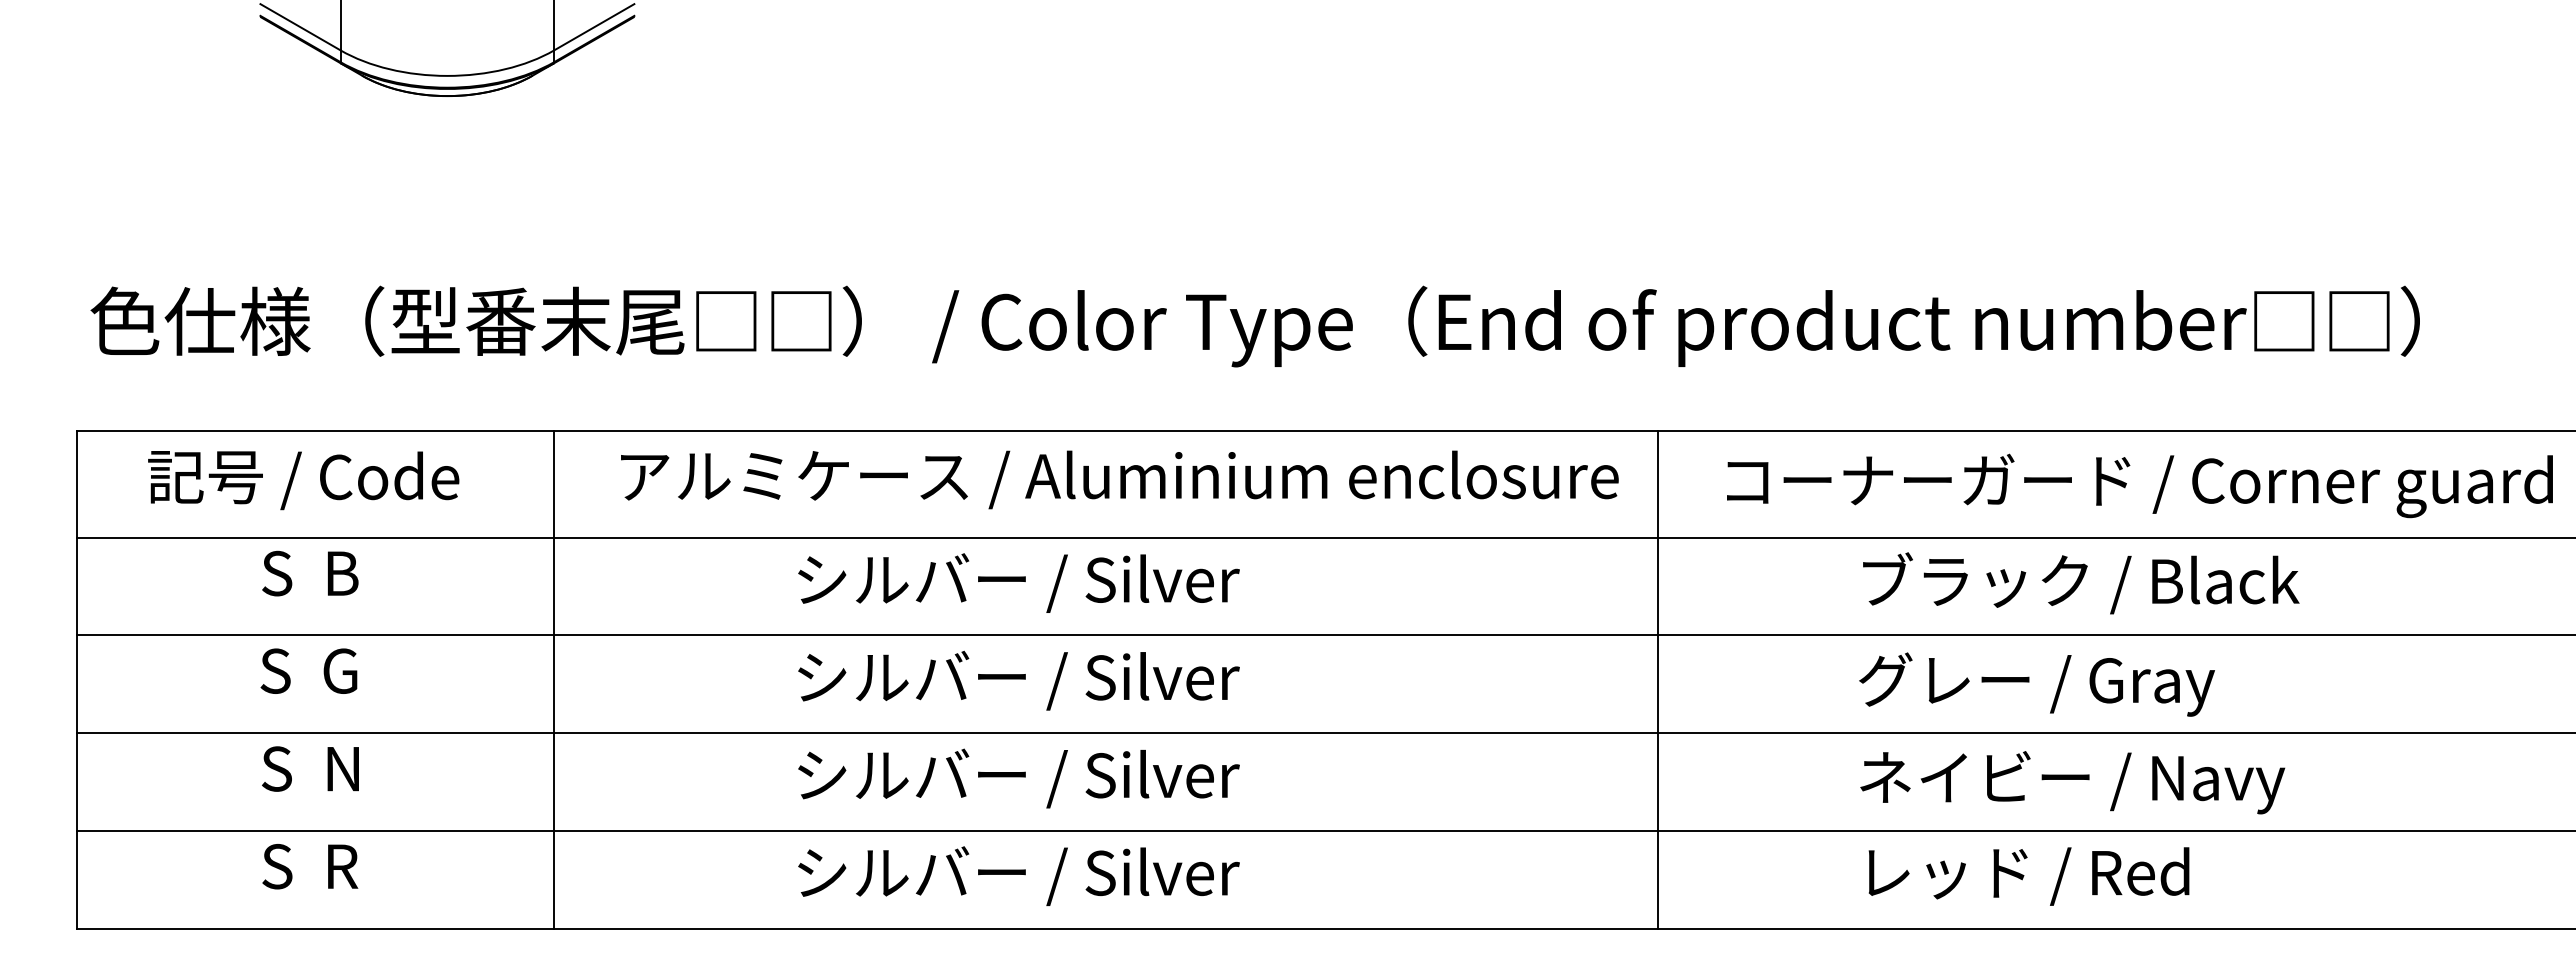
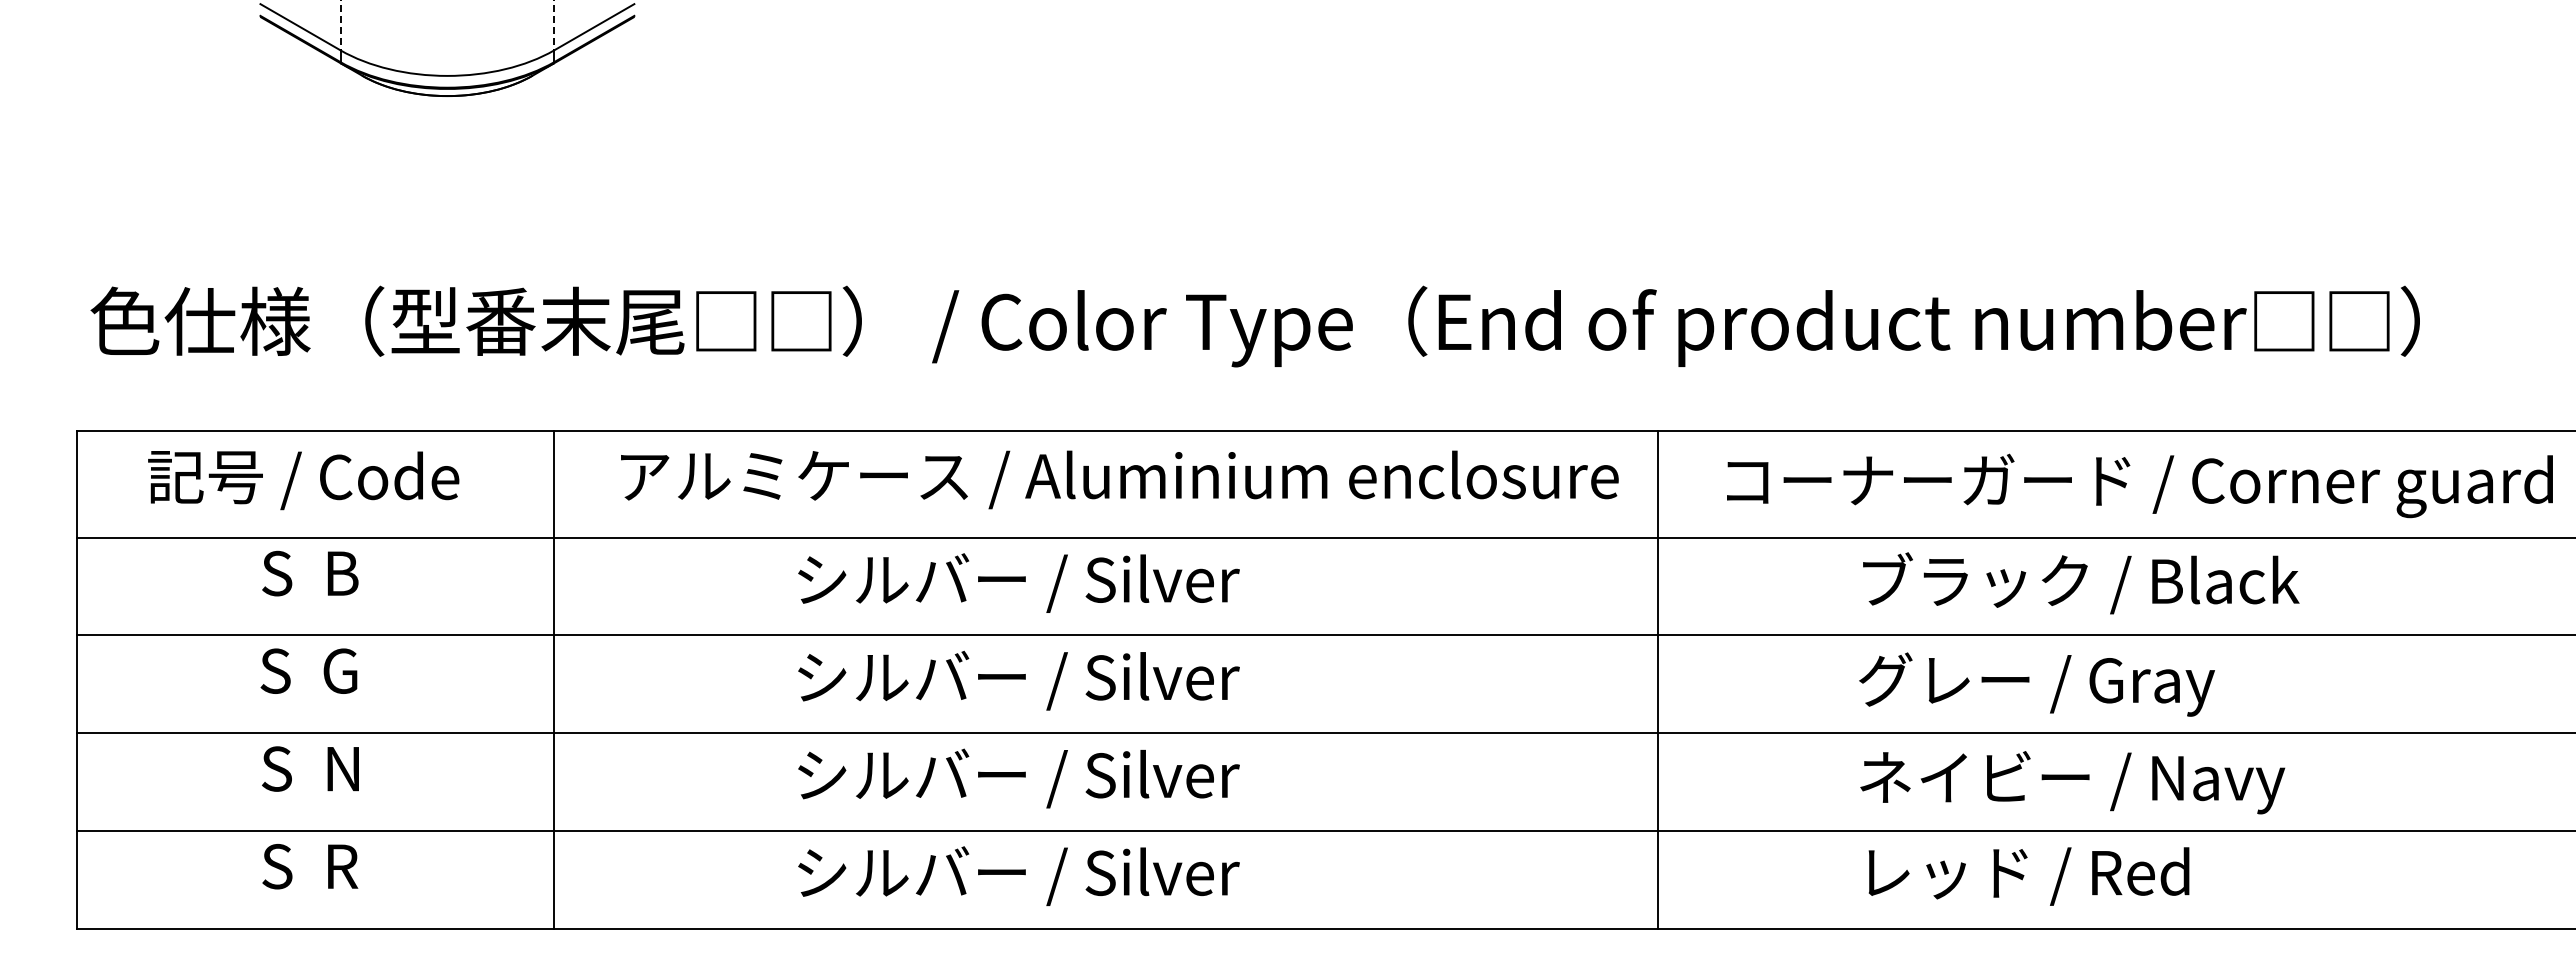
line: solid -> dashed (340, 25)
line: solid -> dashed (554, 25)
